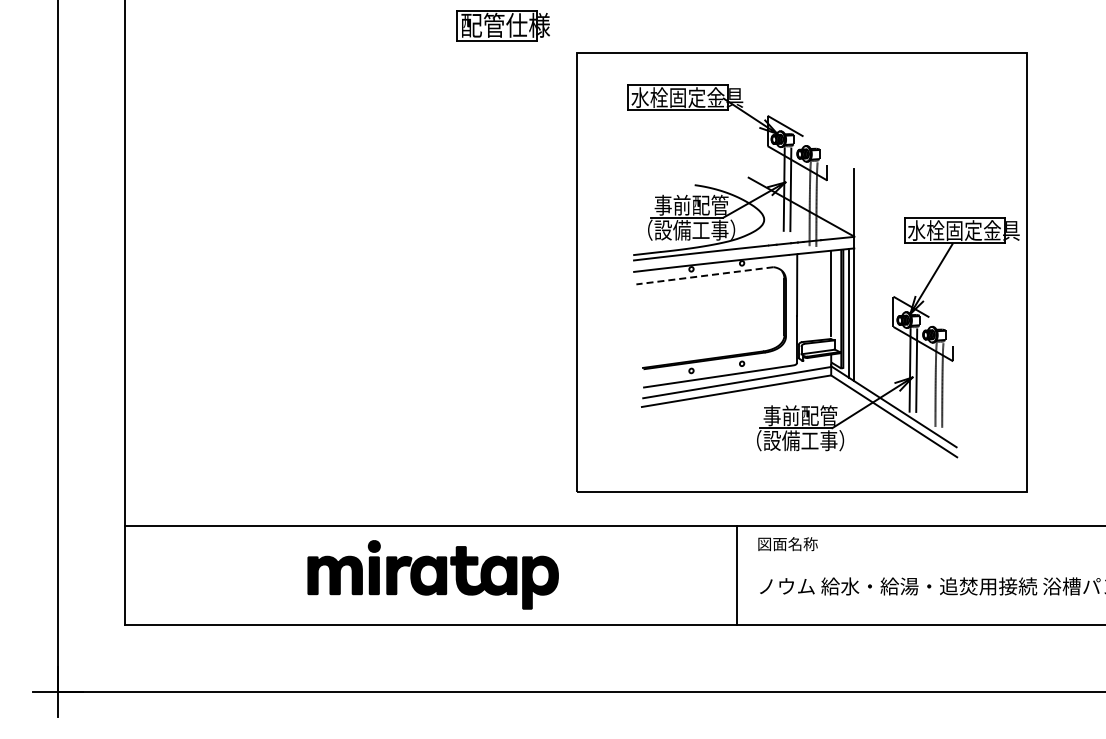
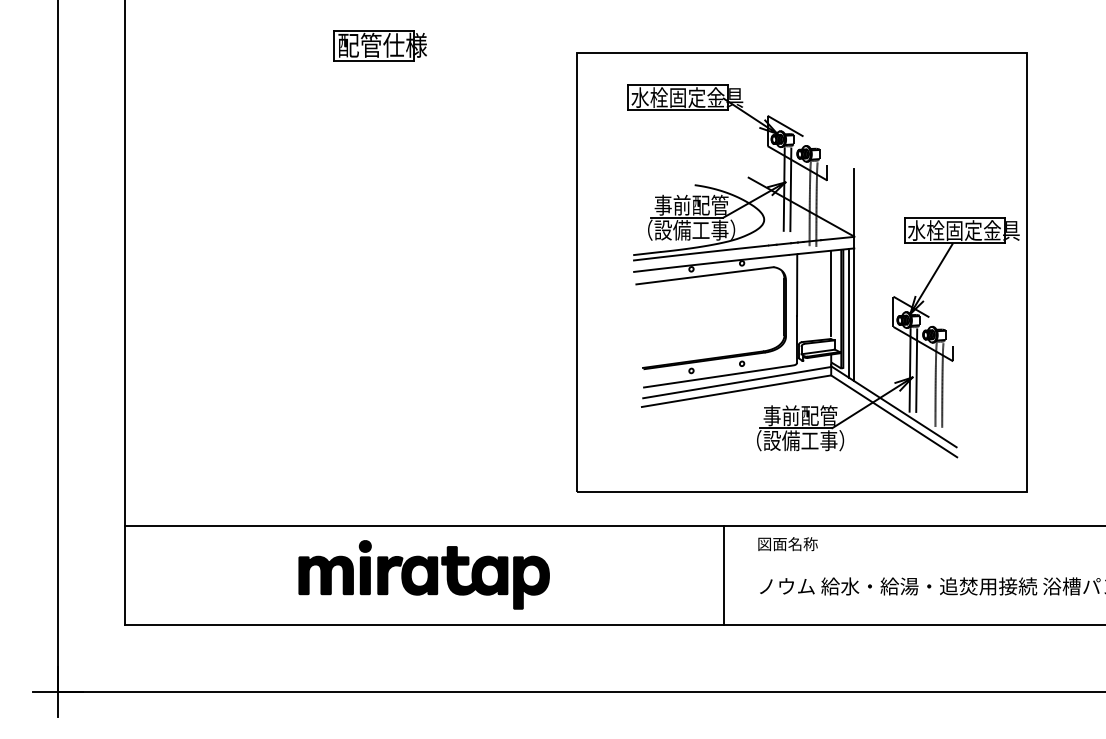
part position: (502, 25) -> (379, 45) (379, 45)
line: dashed -> solid (704, 275)
part position: (432, 574) -> (423, 574) (423, 574)
line position: (736, 575) -> (723, 575) (723, 575)
